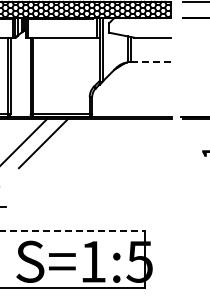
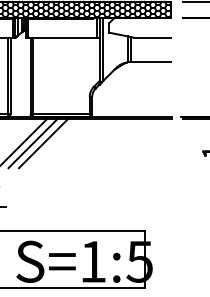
line: dashed -> solid (150, 62)
line: none -> present (32, 143)
line: dashed -> solid (73, 230)
